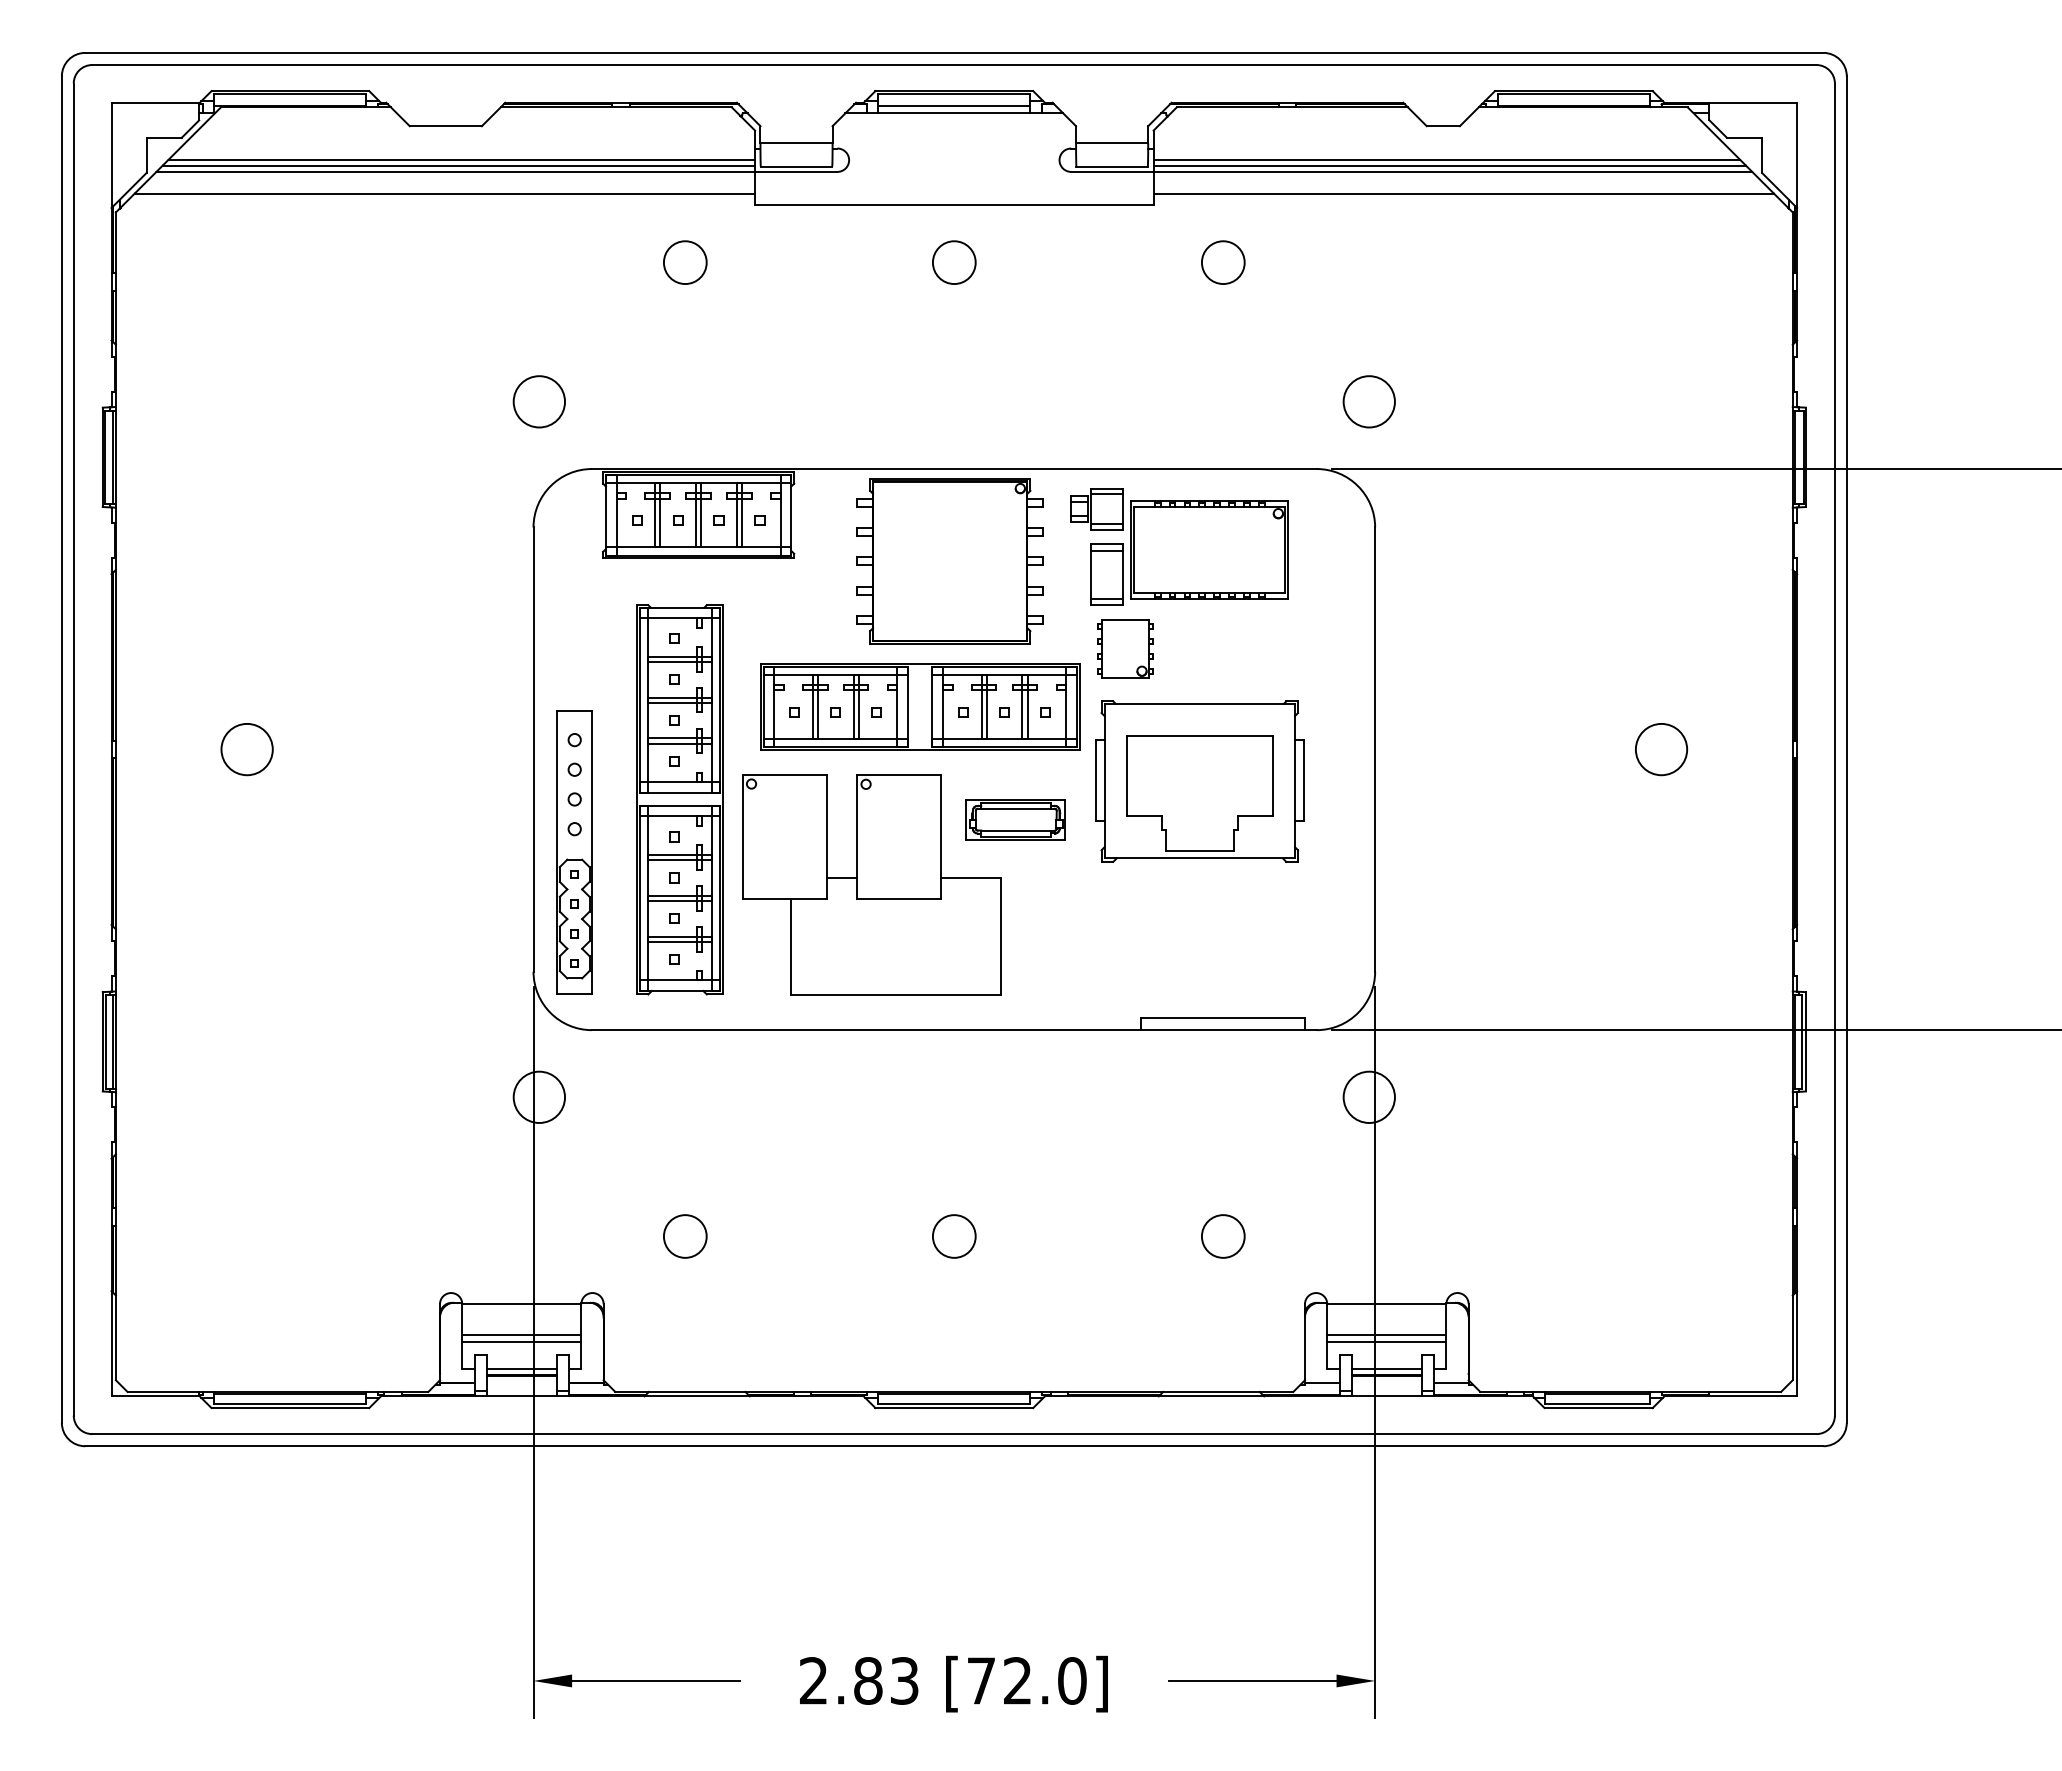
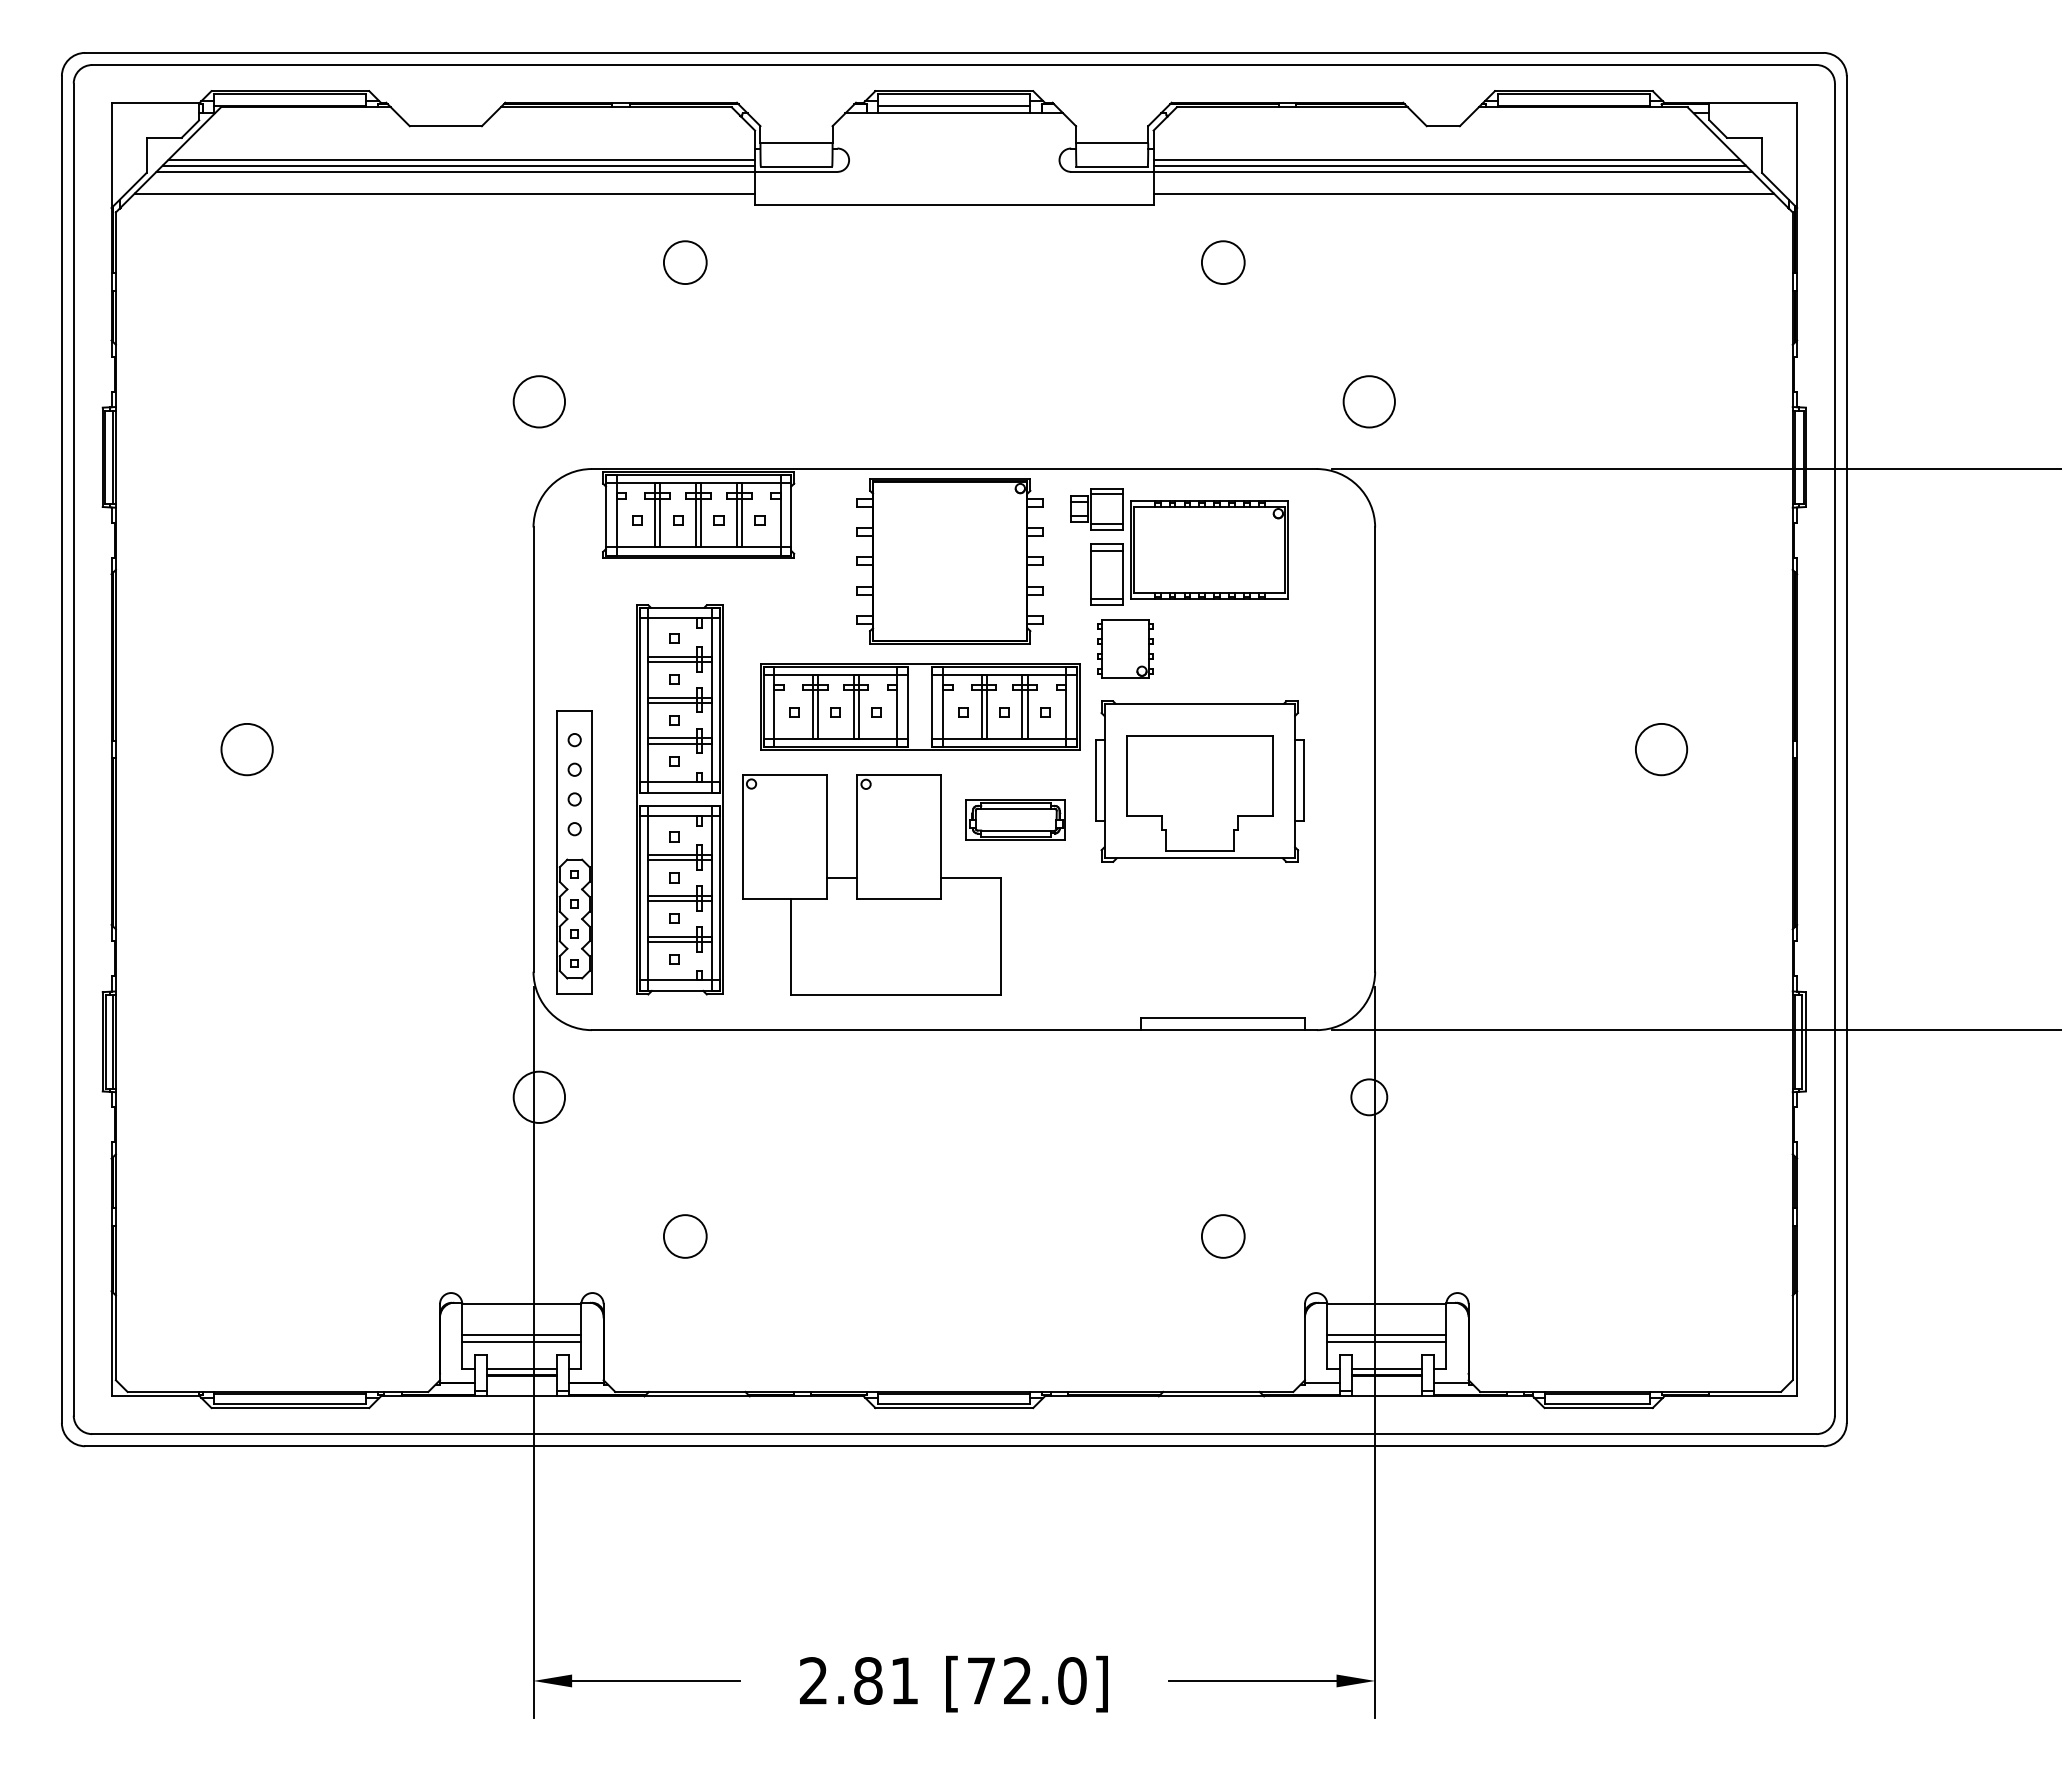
circle: present -> none (954, 262)
circle diameter: 51 px -> 36 px (1369, 1097)
circle: present -> none (954, 1236)
text: 2.83 -> 2.81 (904, 1680)
